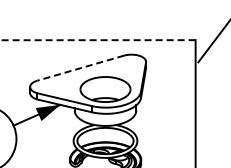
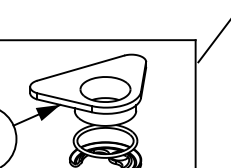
line: dashed -> solid (97, 40)
line: dashed -> solid (80, 68)
